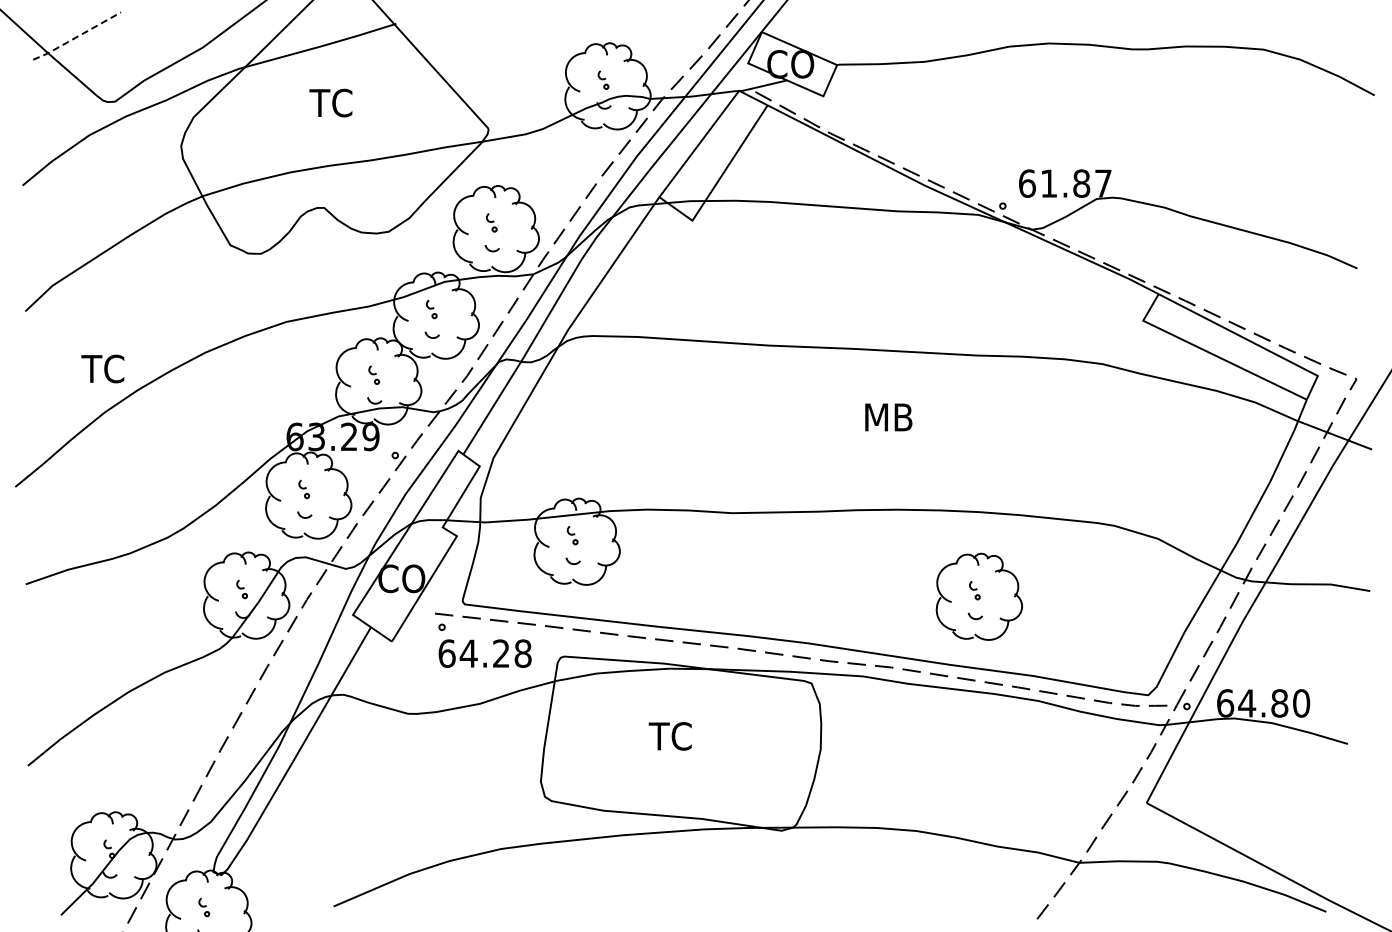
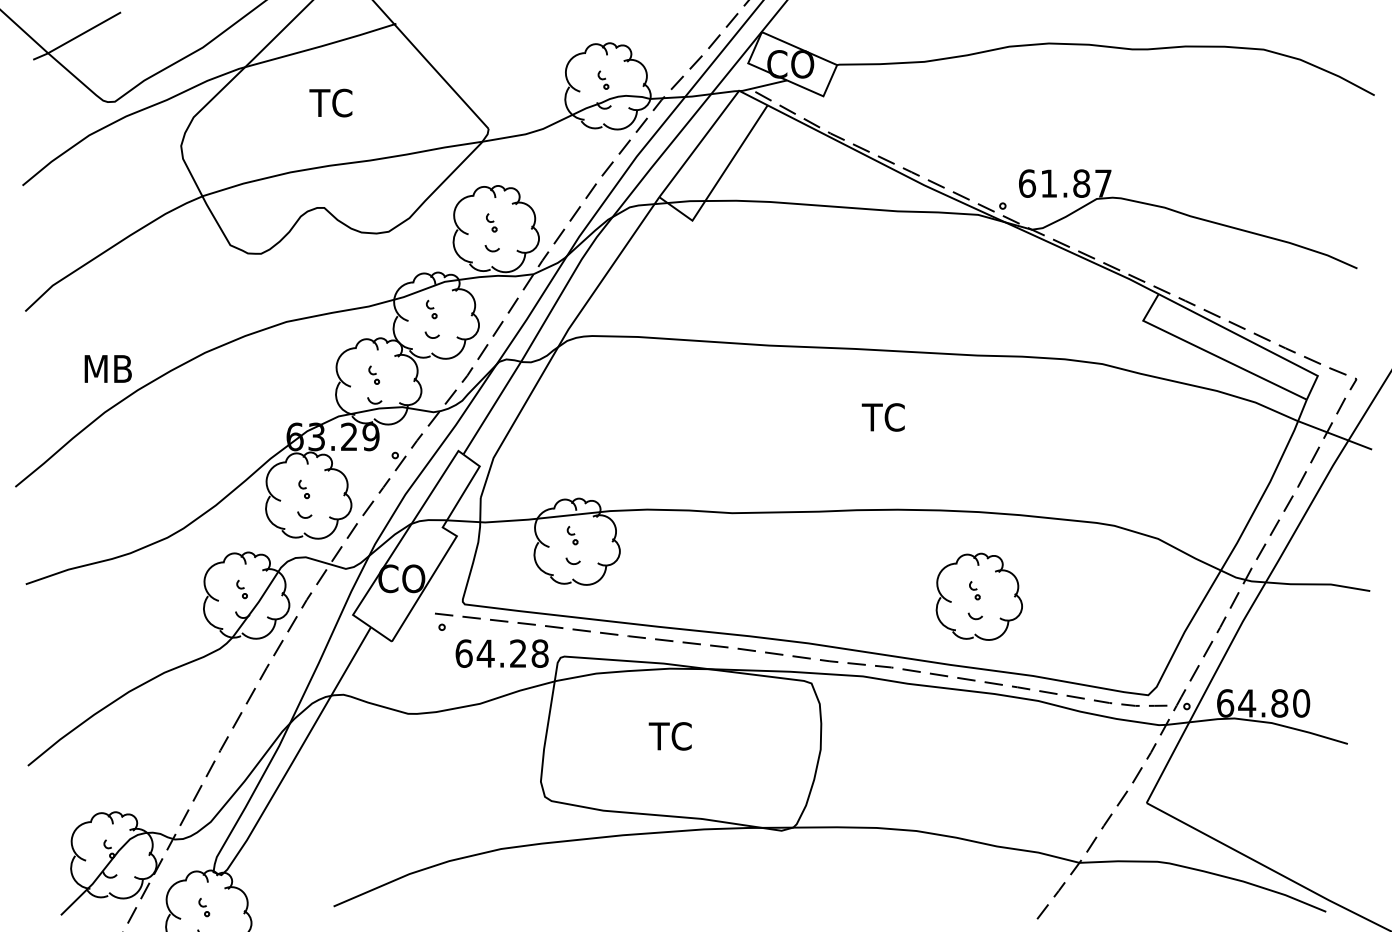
line: dashed -> solid (76, 37)
text: TC -> MB (106, 368)
text: MB -> TC (886, 417)
text position: (484, 653) -> (501, 653) (501, 653)
